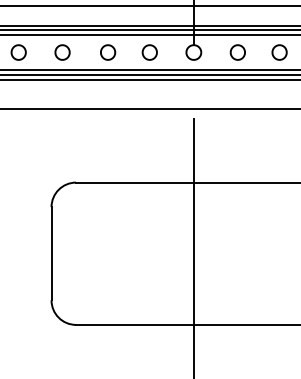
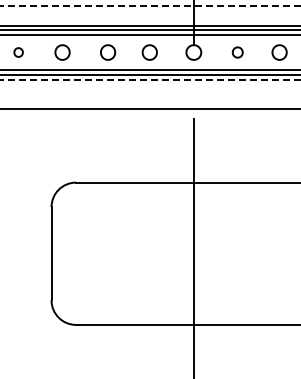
line: solid -> dashed (150, 5)
part size: 17x17 px -> 11x11 px (18, 52)
part size: 17x17 px -> 13x13 px (237, 52)
line: solid -> dashed (150, 79)
